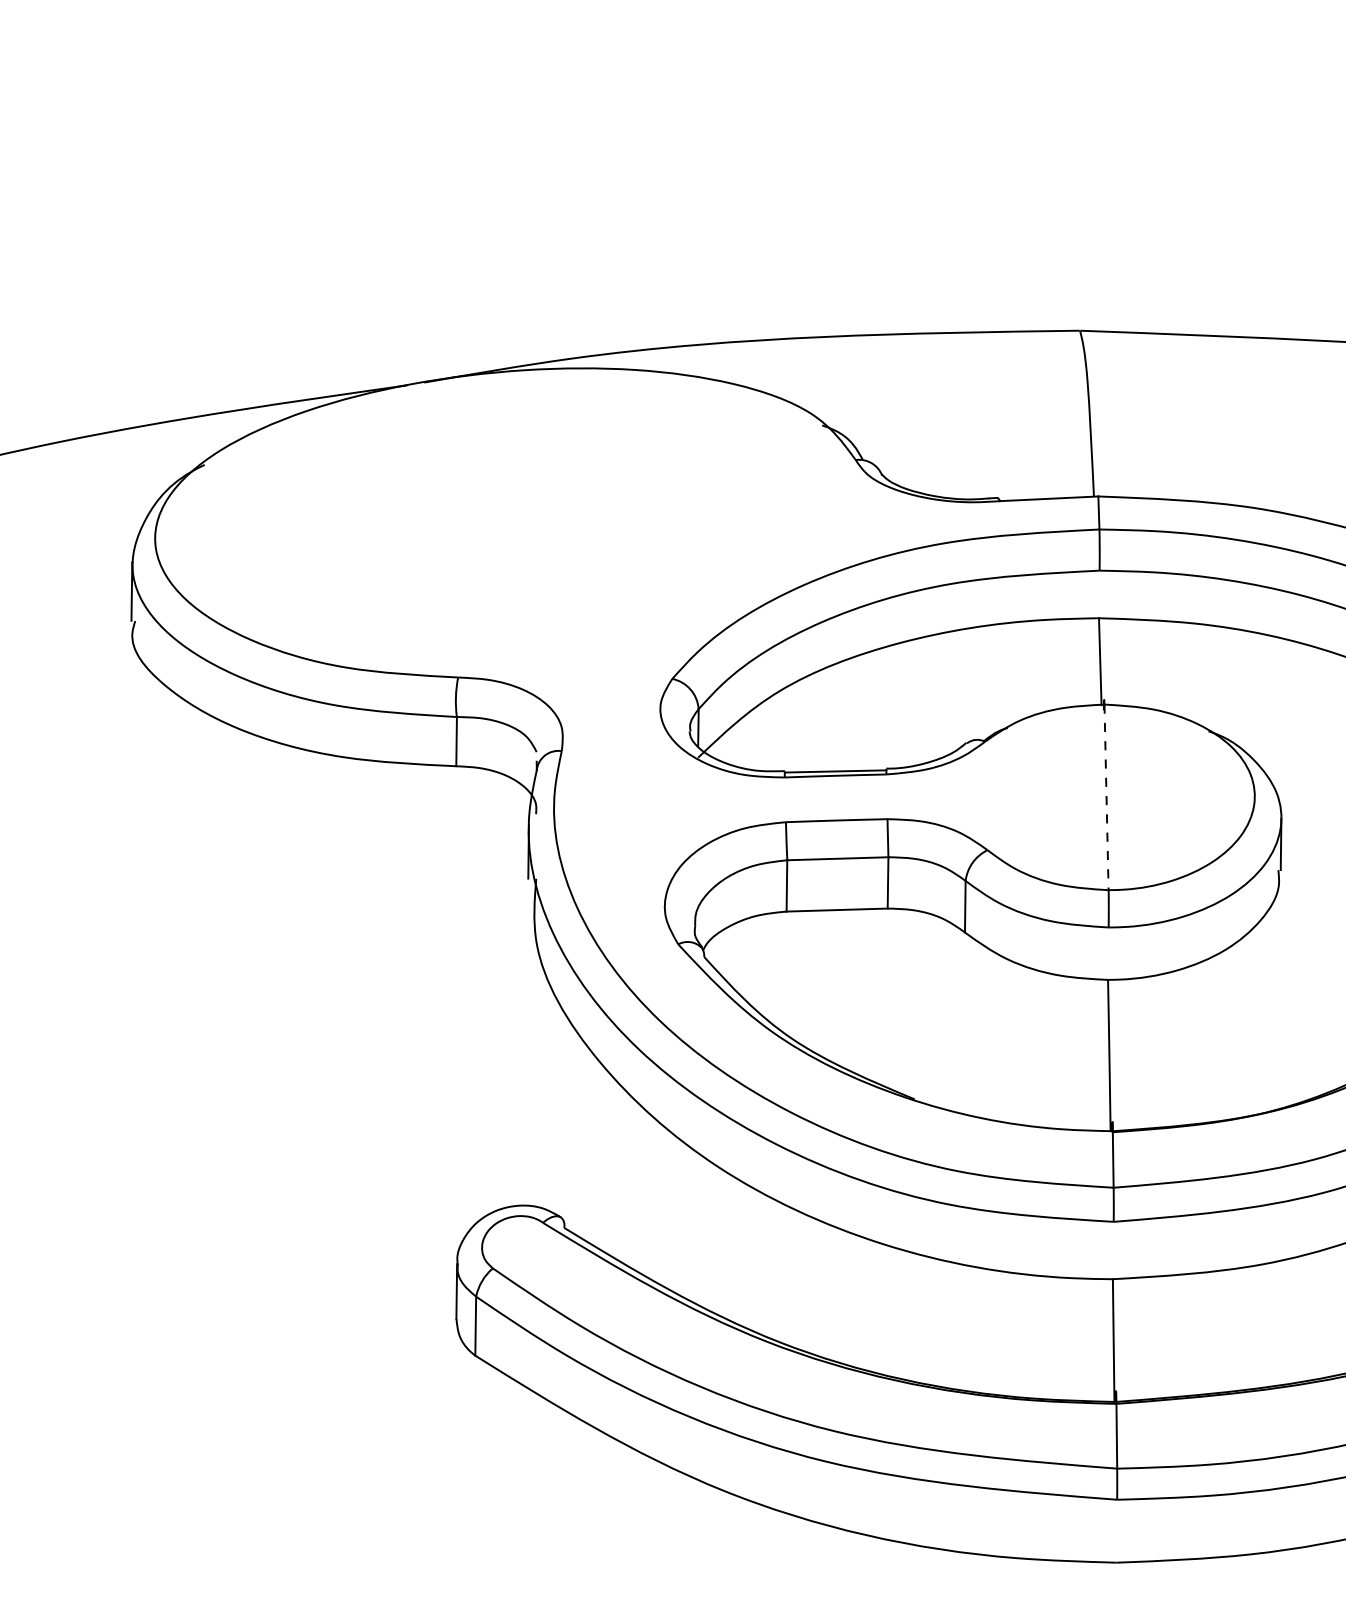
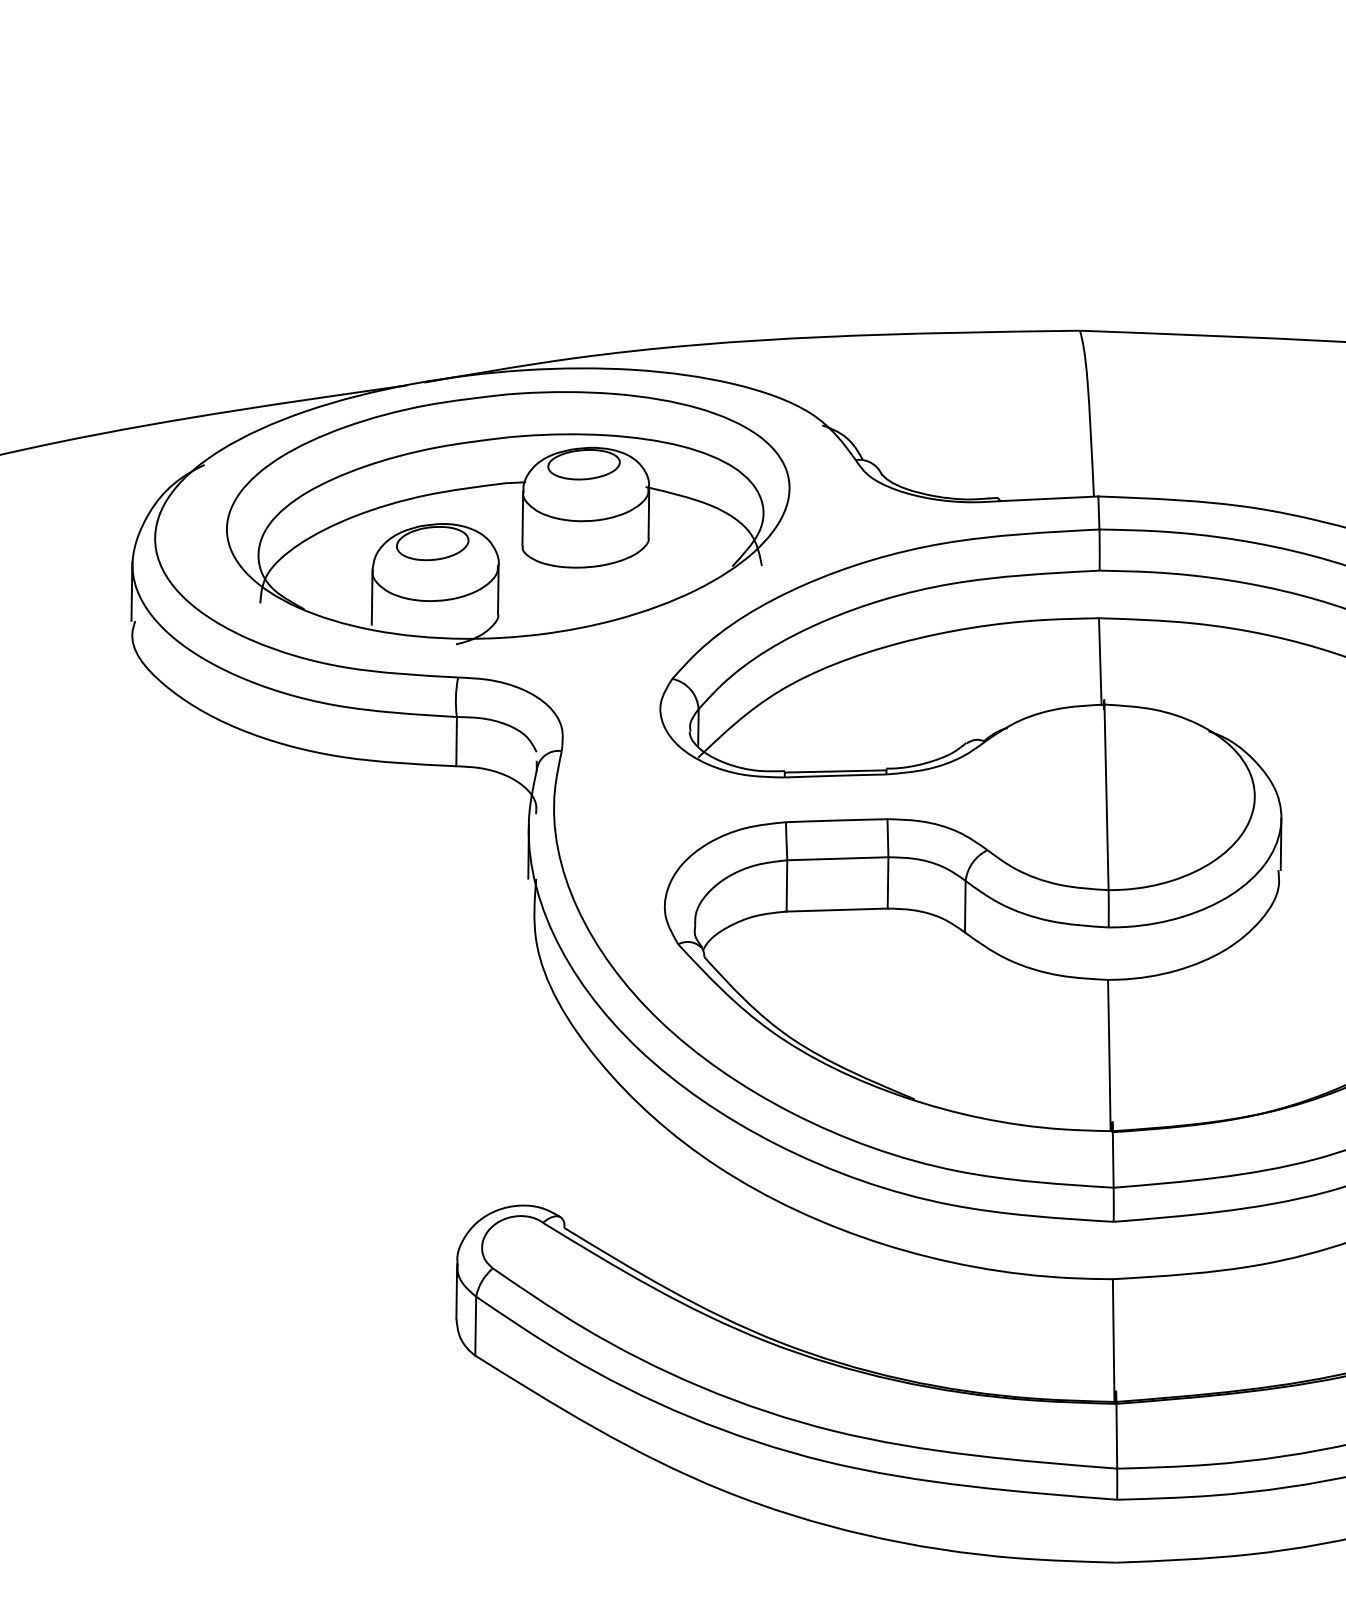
part: none -> present (508, 518)
line: dashed -> solid (1106, 797)
